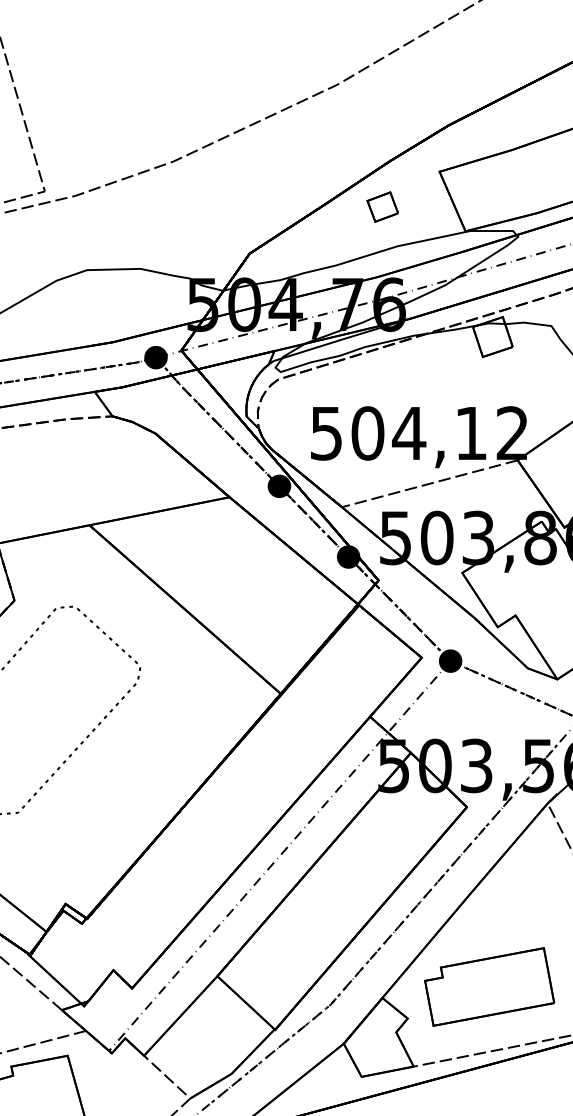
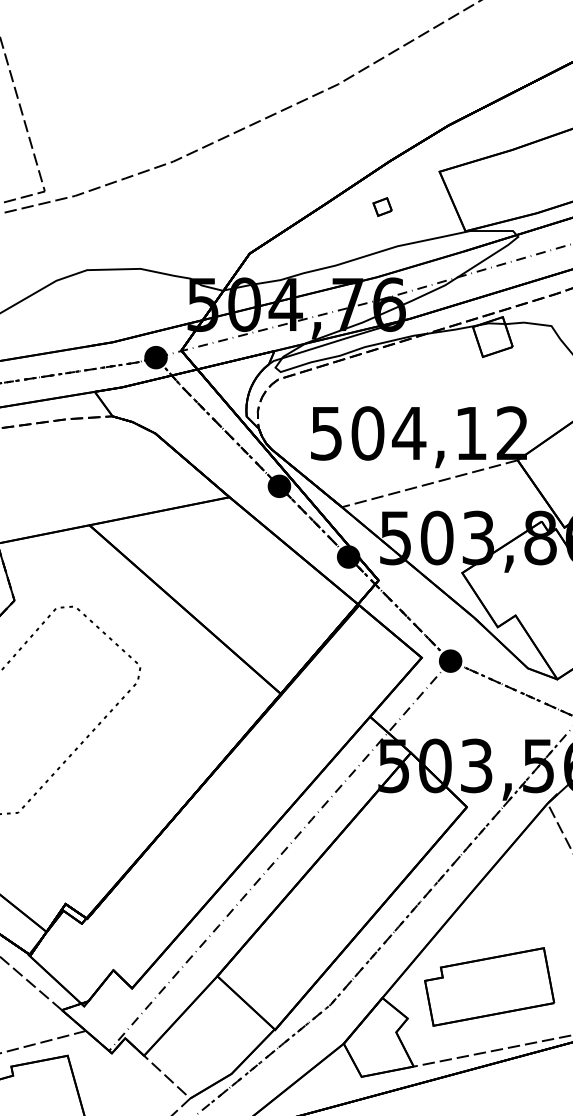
part size: 33x32 px -> 21x20 px (382, 206)
